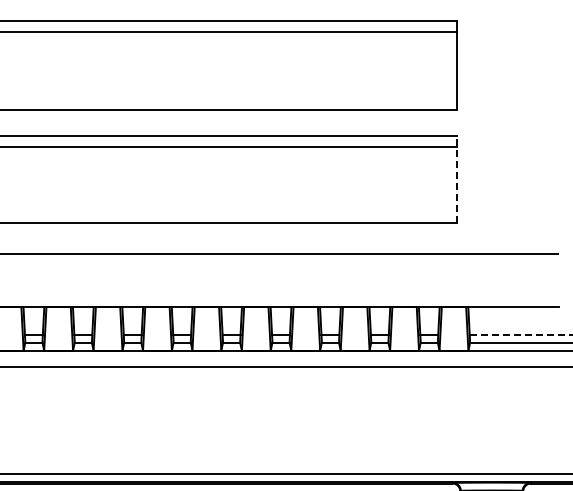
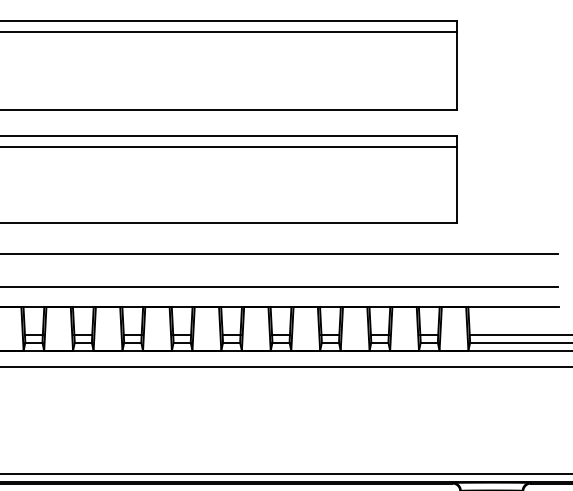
line: dashed -> solid (457, 178)
line: none -> present (280, 286)
line: dashed -> solid (521, 334)
